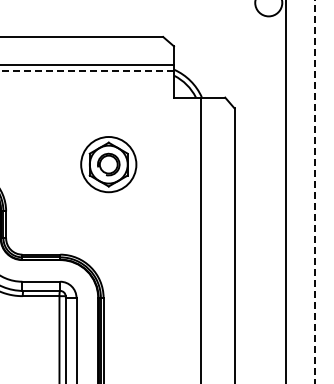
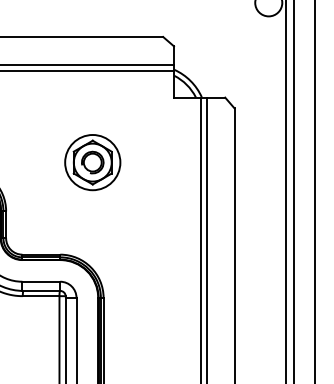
line: dashed -> solid (87, 70)
part position: (108, 164) -> (92, 162) (92, 162)
line: none -> present (293, 191)
line: dashed -> solid (315, 191)
line: none -> present (206, 238)
